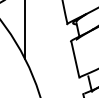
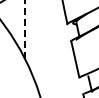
line: solid -> dashed (25, 29)
